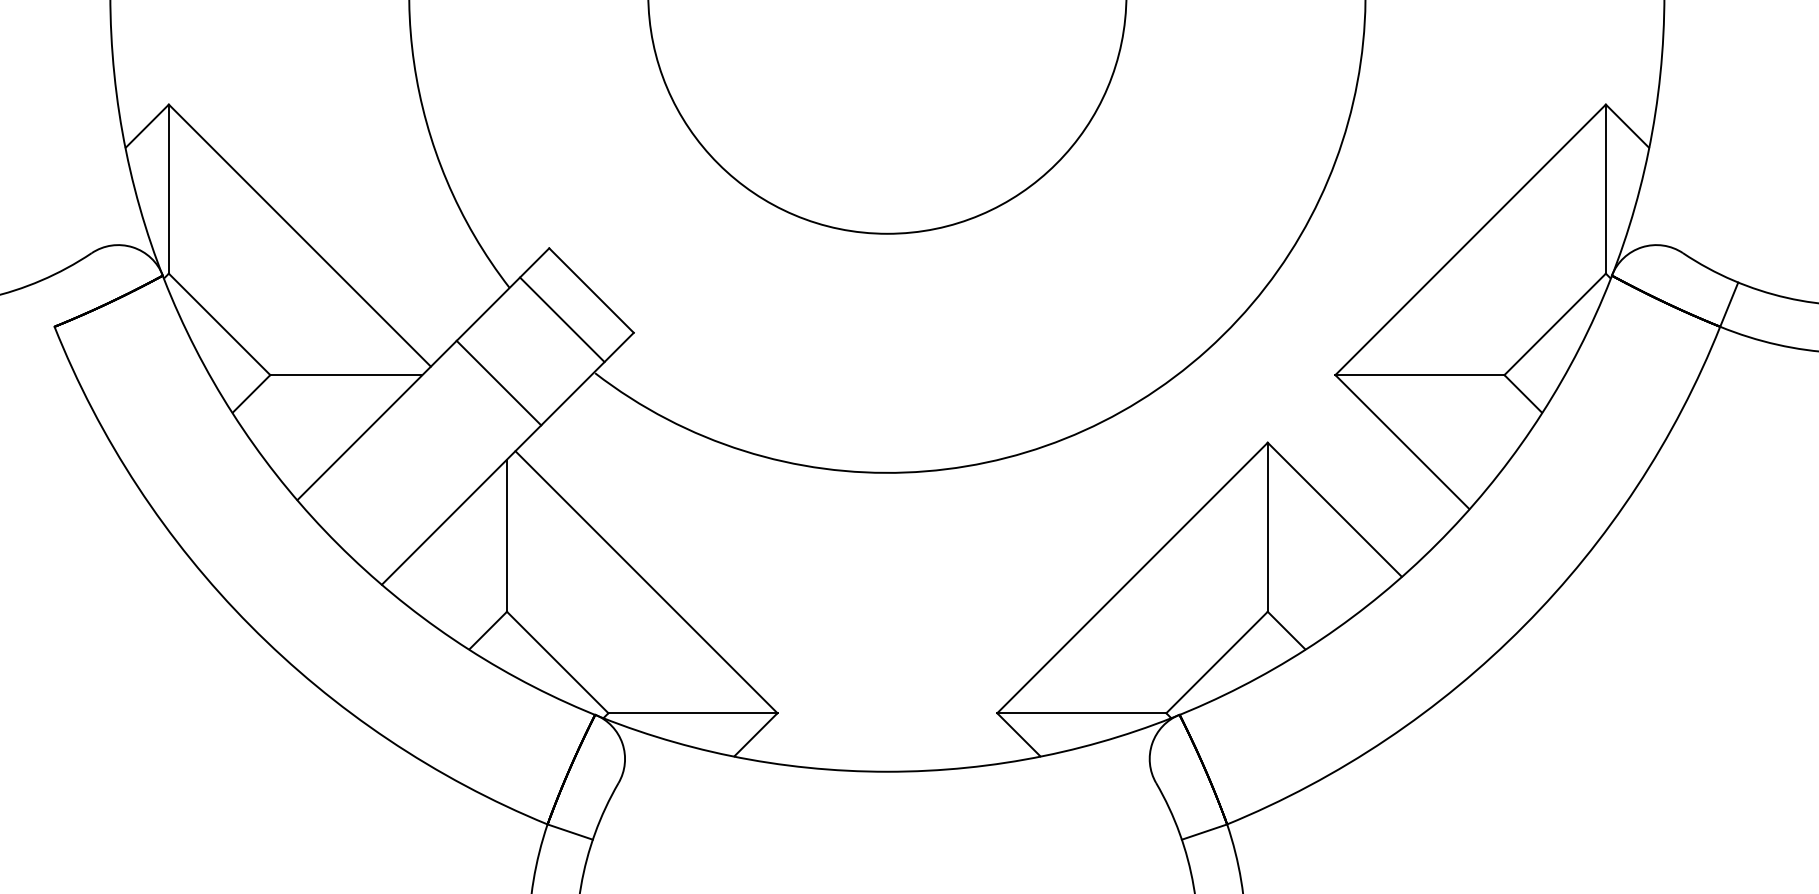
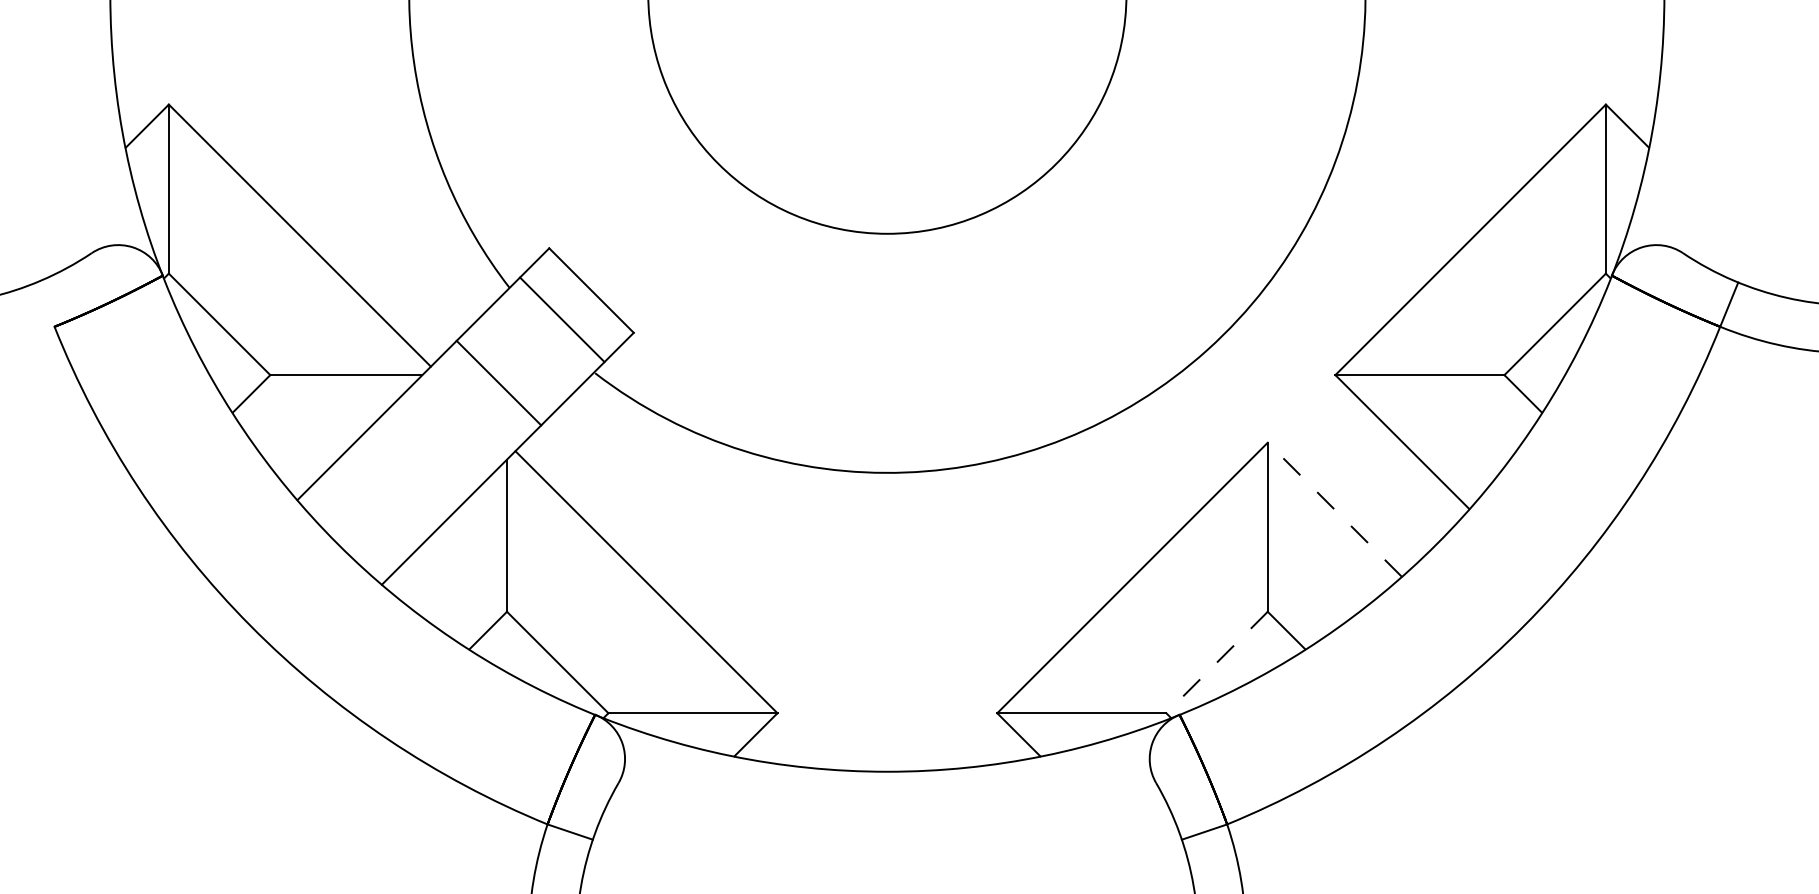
line: solid -> dashed (1334, 509)
line: solid -> dashed (1217, 662)
